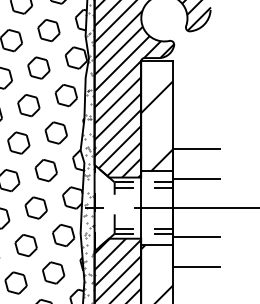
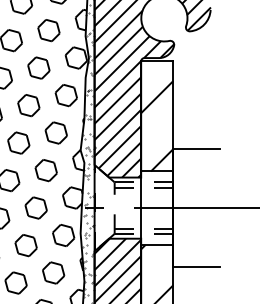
line: present -> none (196, 178)
line: present -> none (196, 237)
